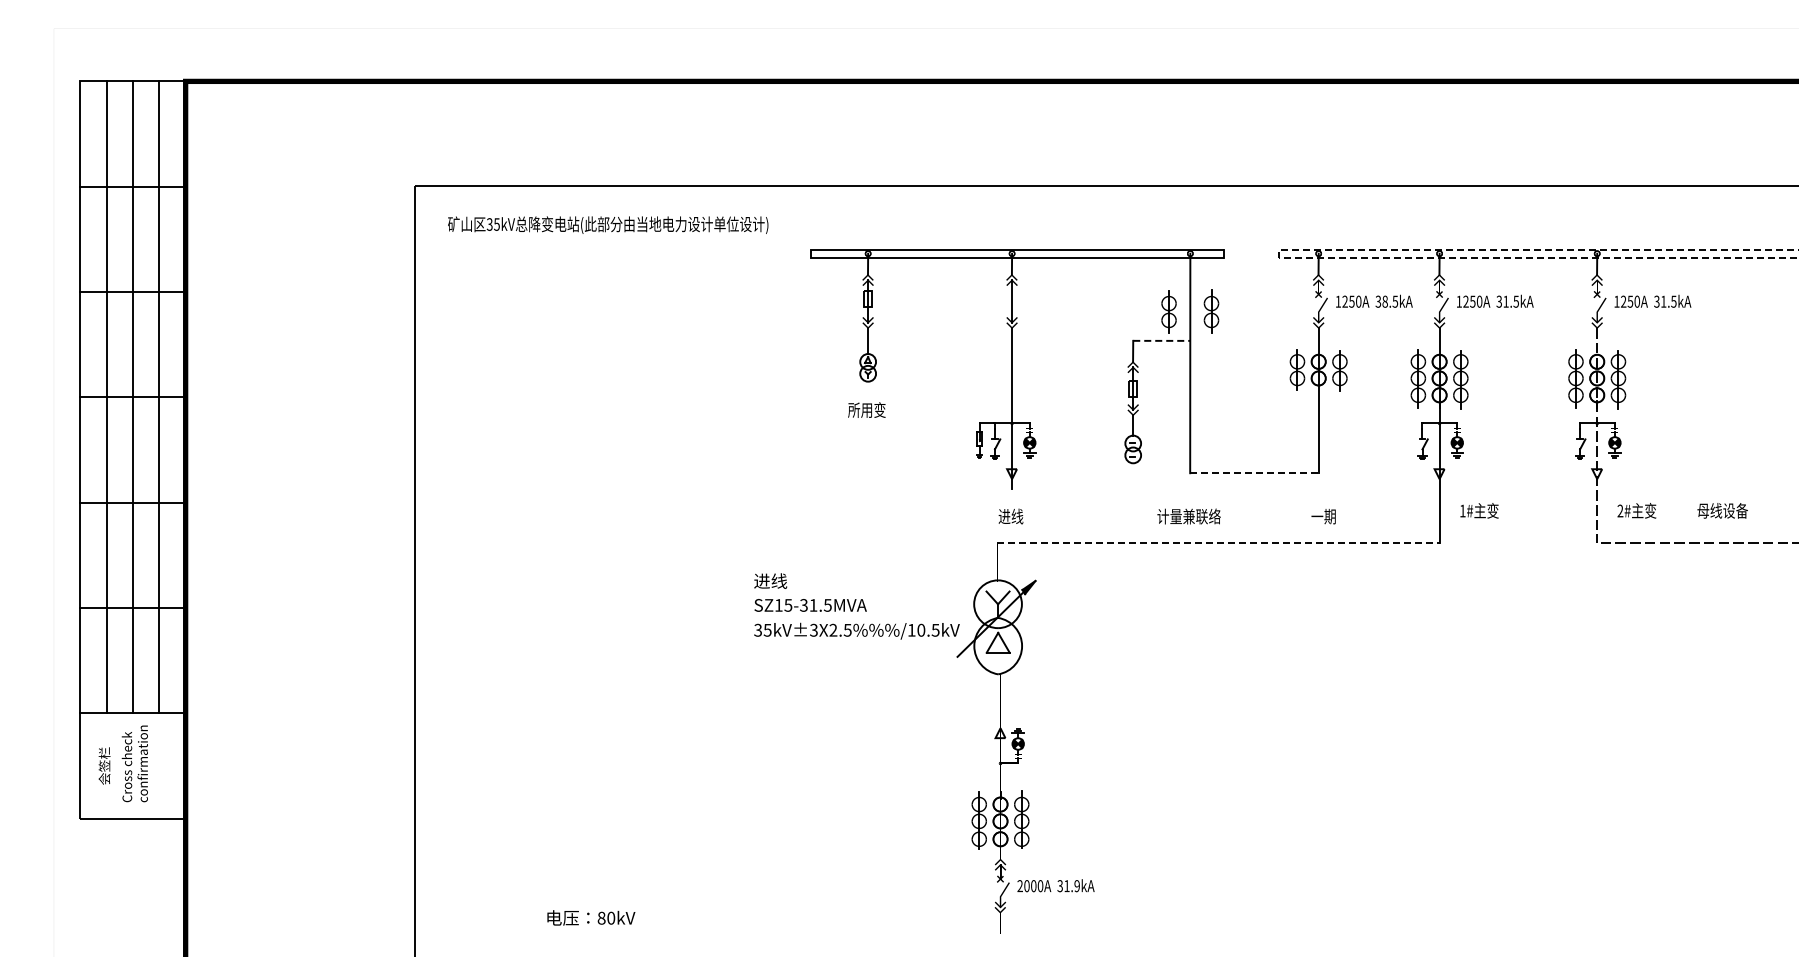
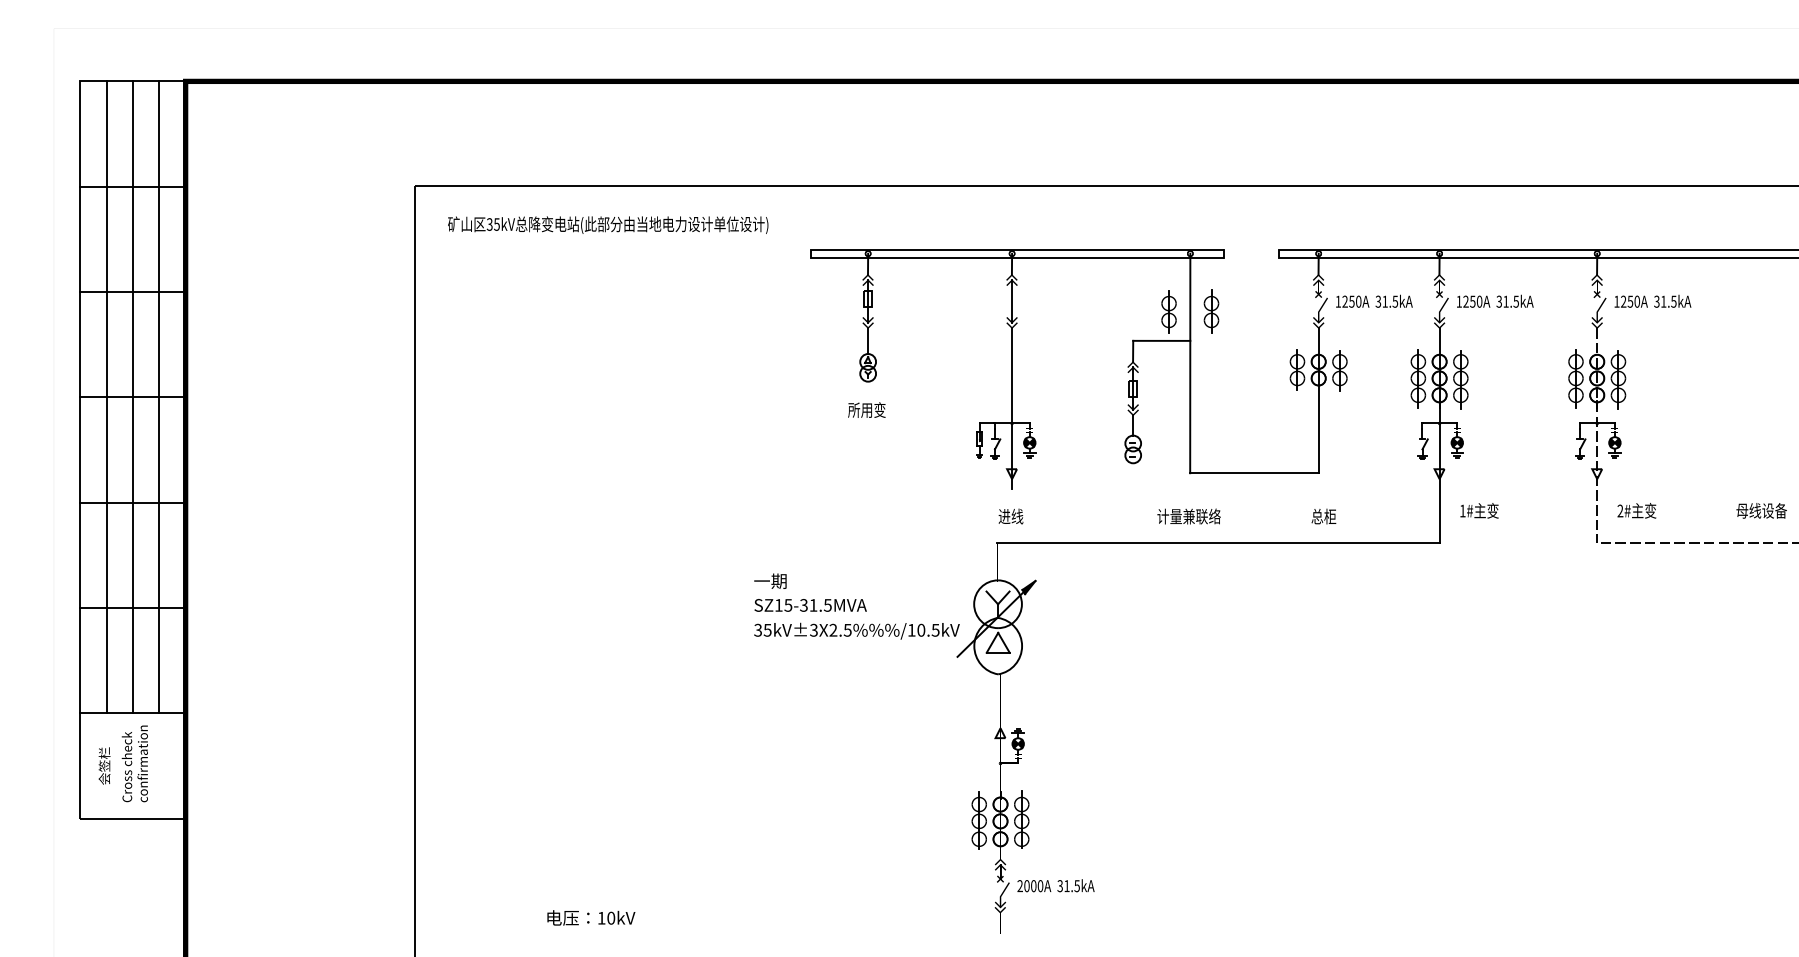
line: dashed -> solid (1279, 254)
text: 38.5kA -> 31.5kA (1384, 301)
line: dashed -> solid (1161, 340)
line: dashed -> solid (1254, 473)
text position: (1722, 510) -> (1761, 510) (1761, 510)
text: 一期 -> 总柜 (1323, 516)
line: dashed -> solid (1219, 543)
text: 进线 -> 一期 (770, 580)
text: 31.9kA -> 31.5kA (1076, 886)
text: 80kV -> 10kV (601, 917)
